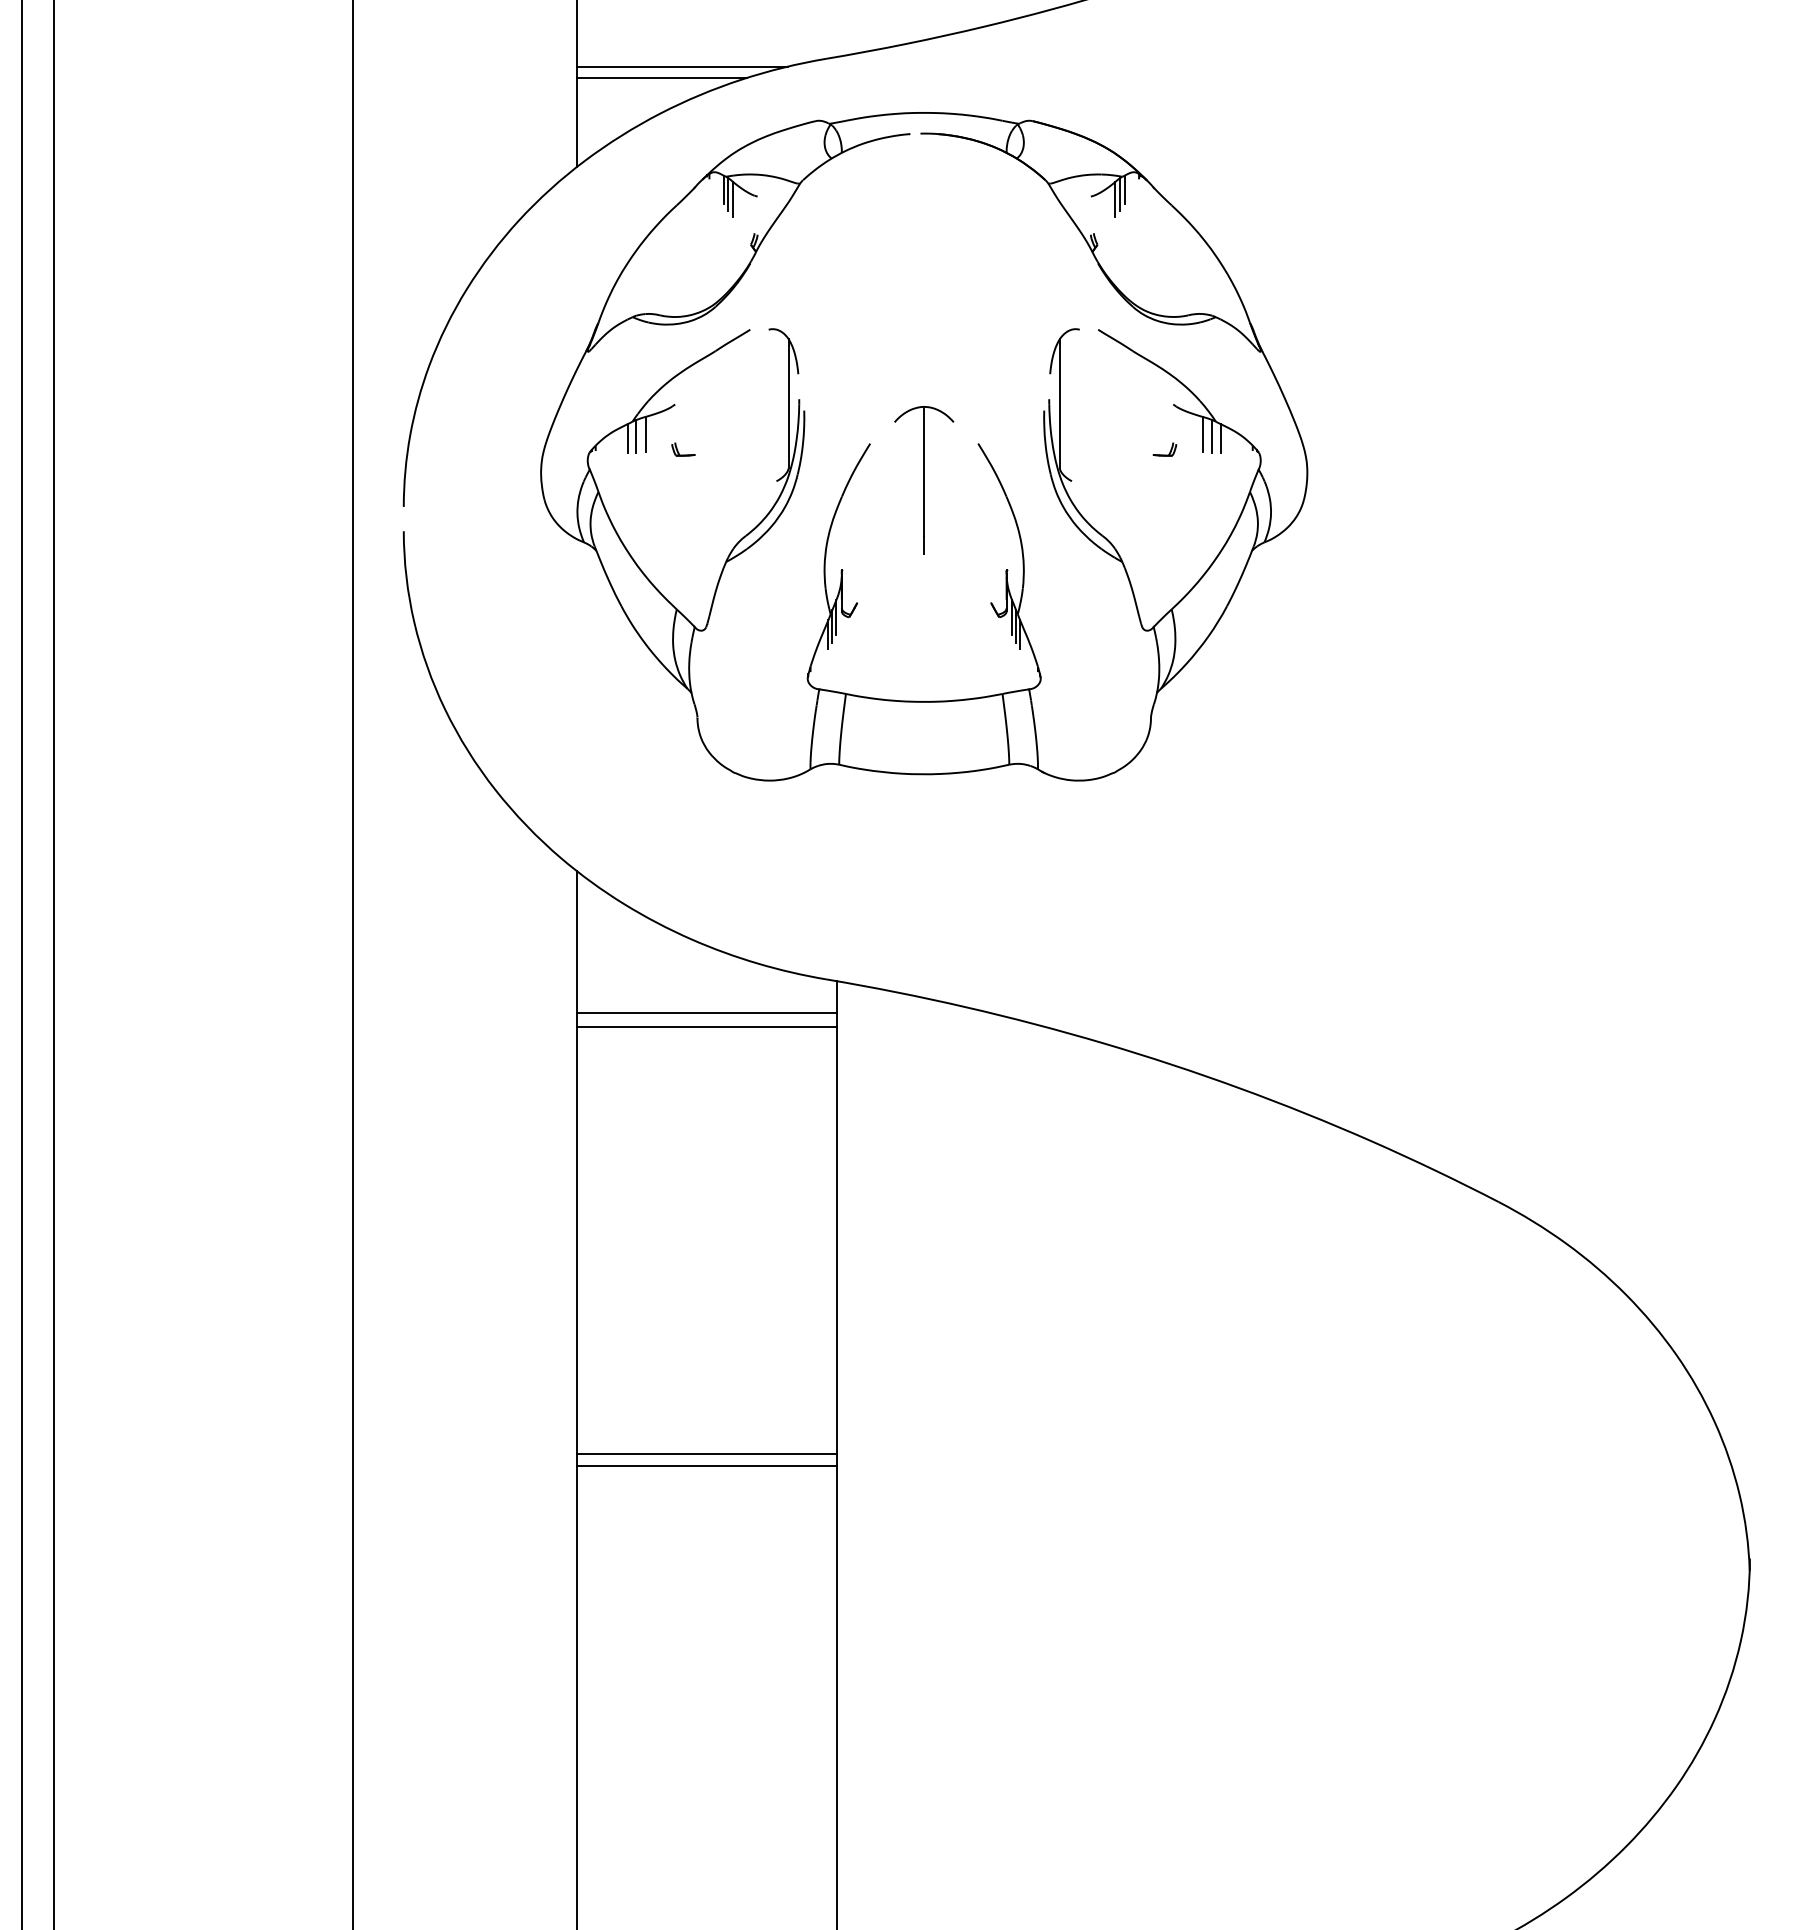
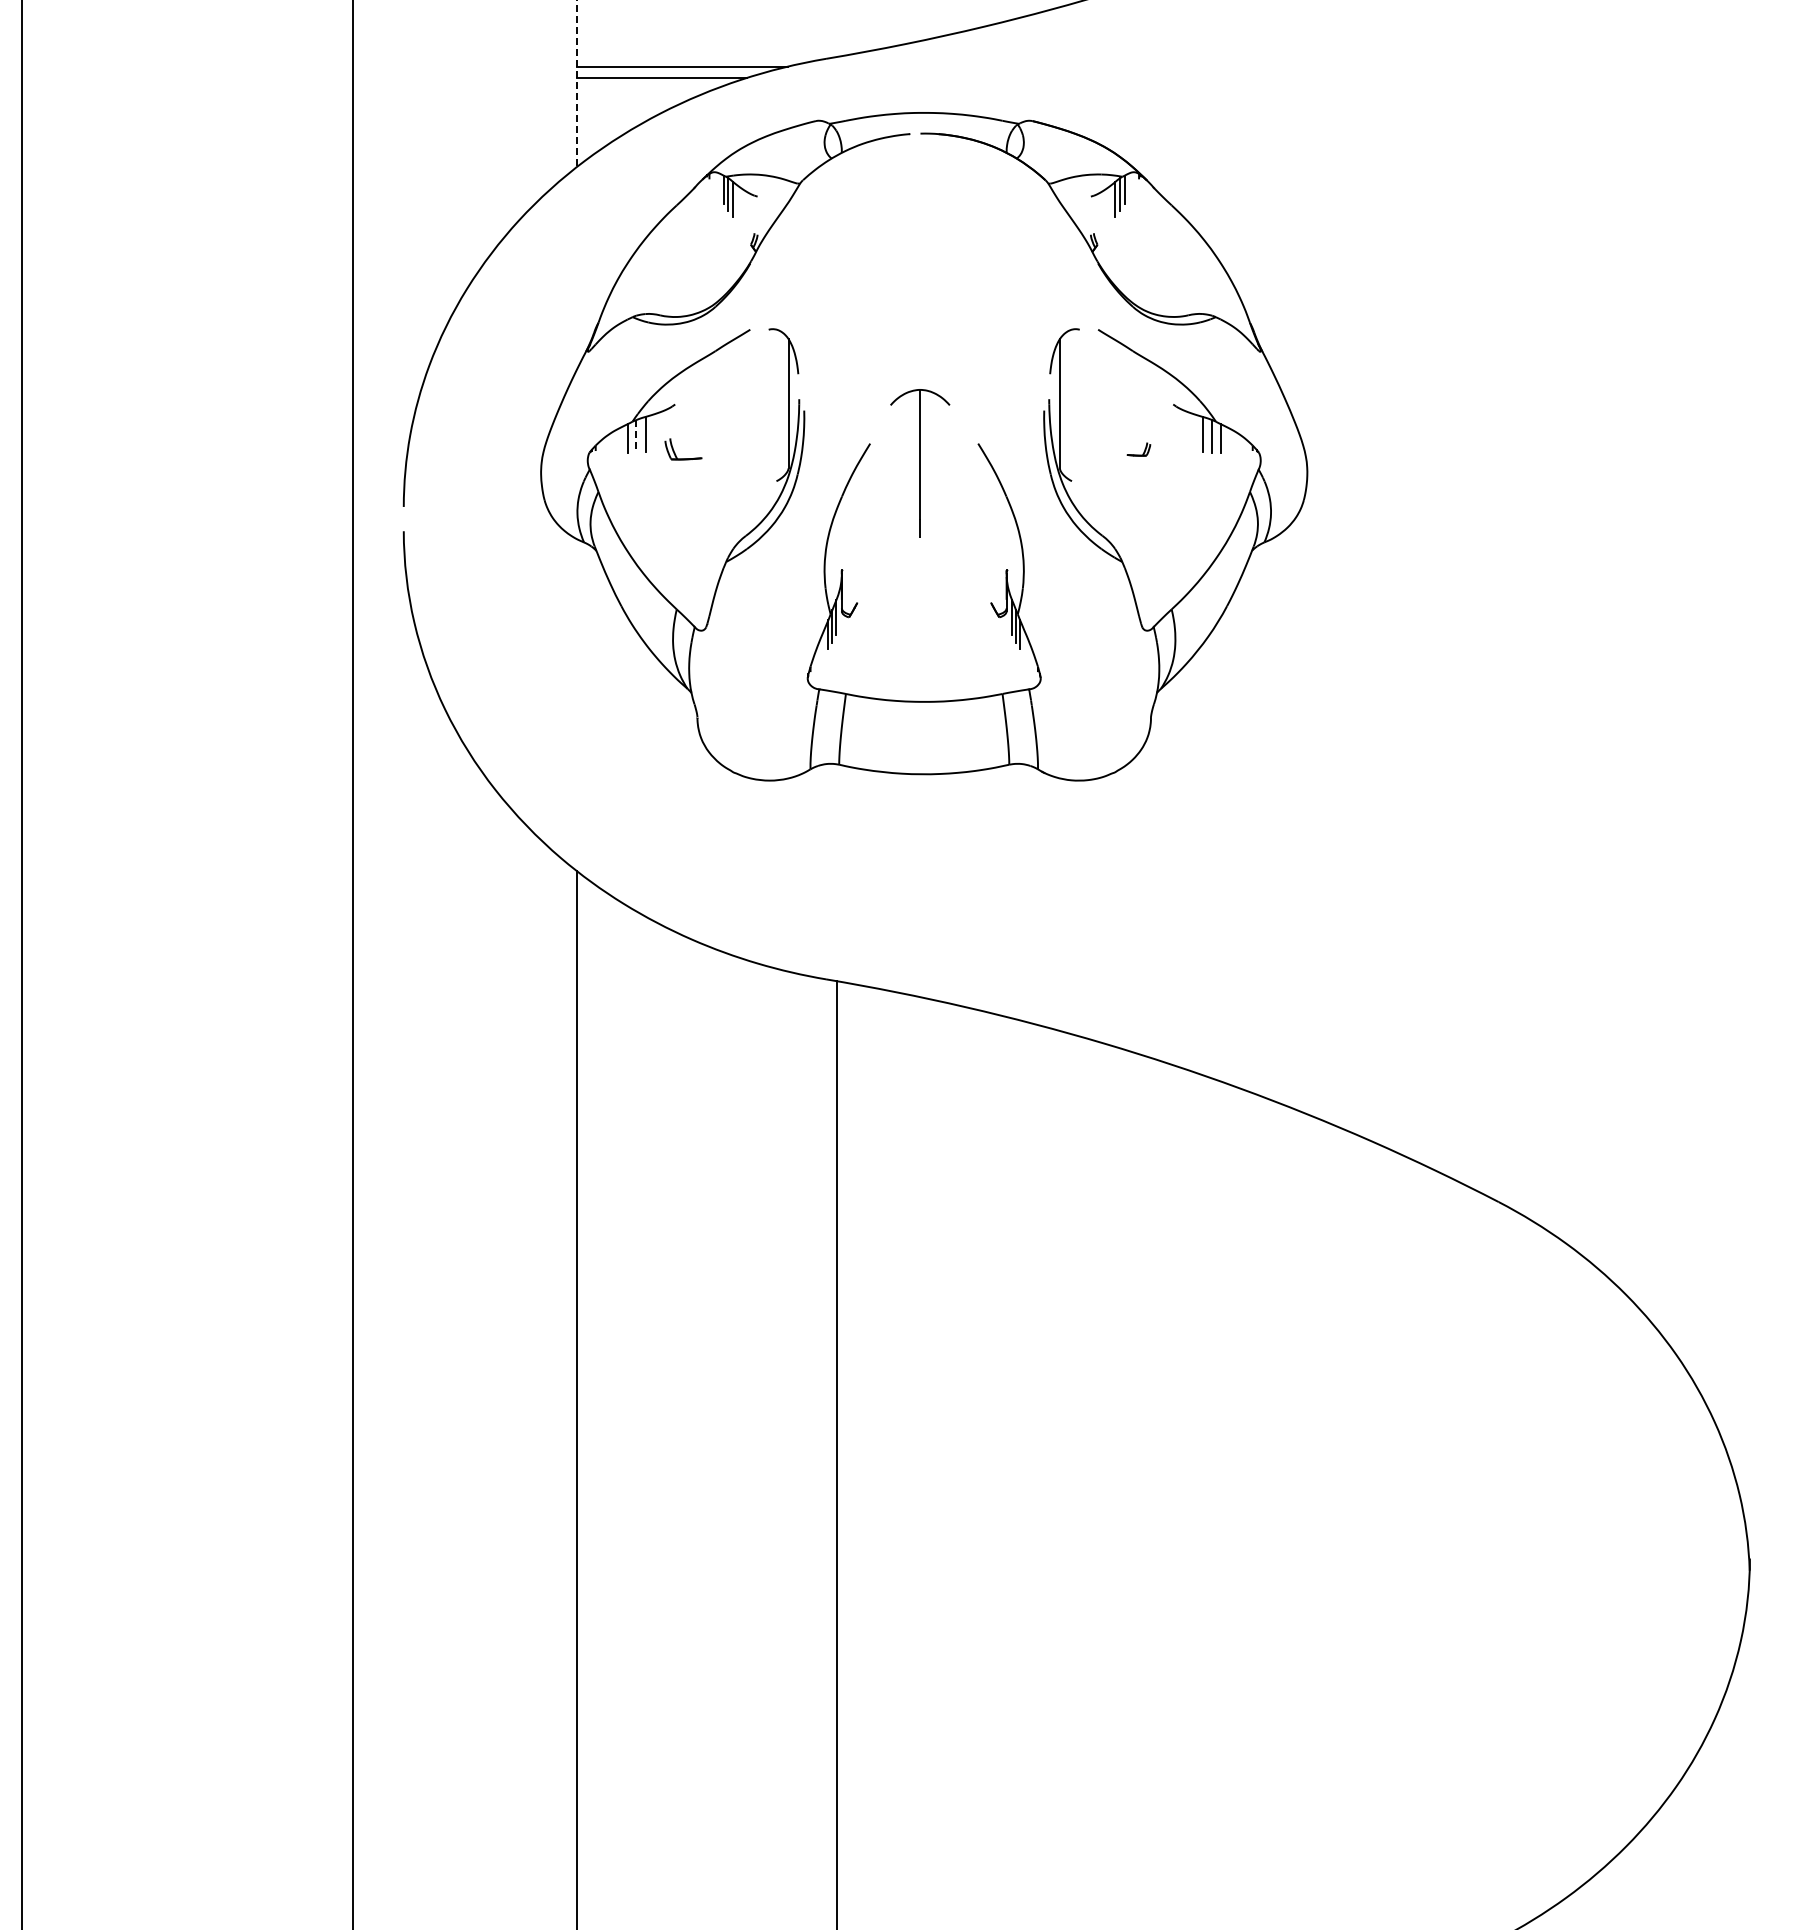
line: solid -> dashed (577, 83)
line: solid -> dashed (636, 436)
part size: 25x15 px -> 39x23 px (683, 449)
part position: (1164, 449) -> (1138, 449) (1138, 449)
part position: (924, 480) -> (920, 463) (920, 463)
line: present -> none (54, 964)
line: present -> none (707, 1013)
line: present -> none (707, 1026)
line: present -> none (707, 1454)
line: present -> none (707, 1465)
